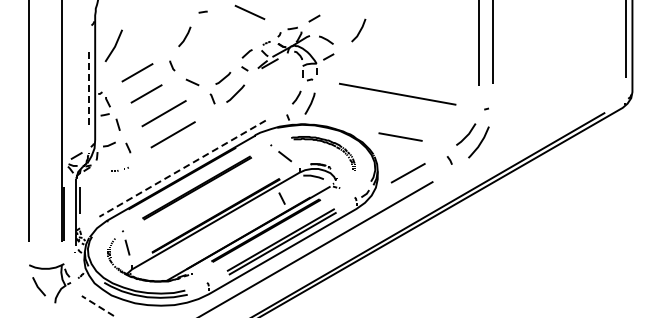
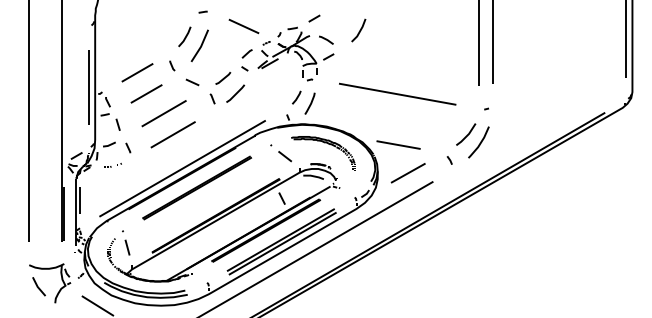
line position: (249, 12) -> (243, 26) (243, 26)
line position: (114, 45) -> (200, 45) (200, 45)
line: dashed -> solid (88, 87)
line position: (400, 136) -> (398, 144) (398, 144)
line: dashed -> solid (182, 168)
part position: (119, 169) -> (112, 165) (112, 165)
line: dashed -> solid (97, 306)
